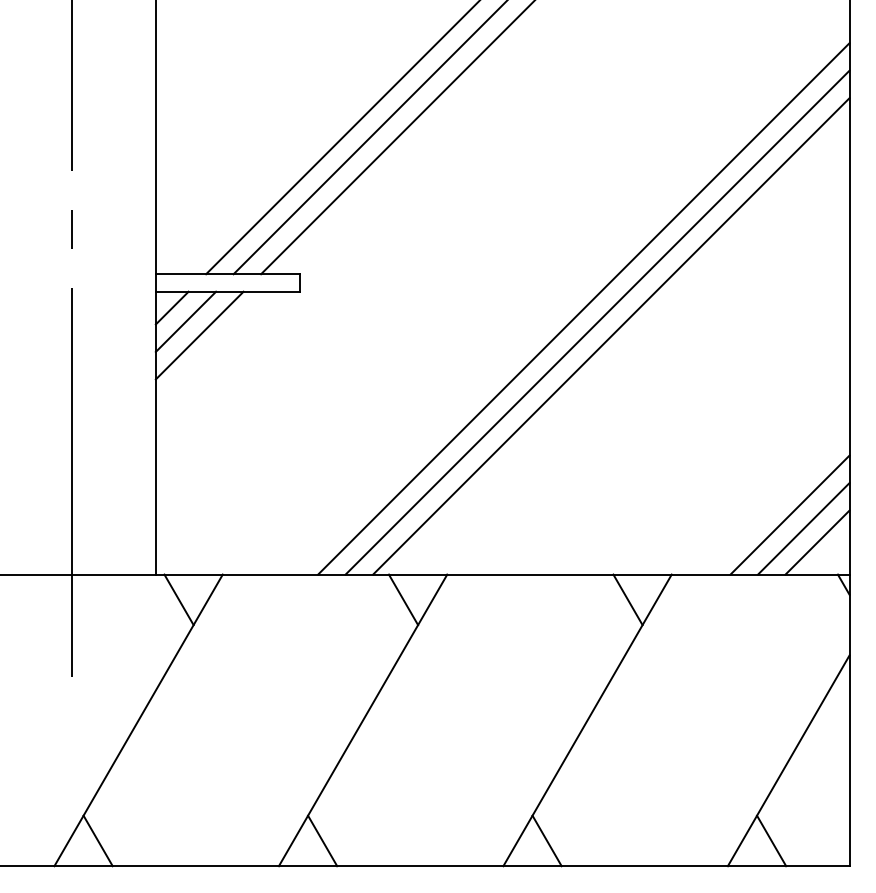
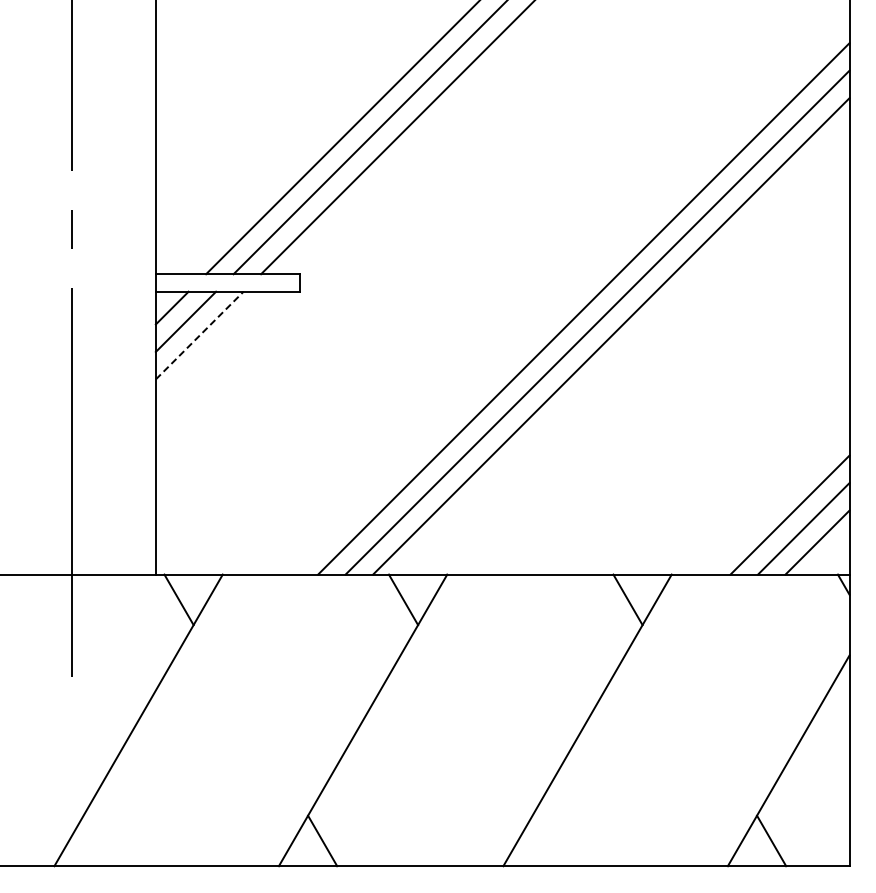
line: solid -> dashed (200, 335)
line: present -> none (97, 840)
line: present -> none (546, 840)
